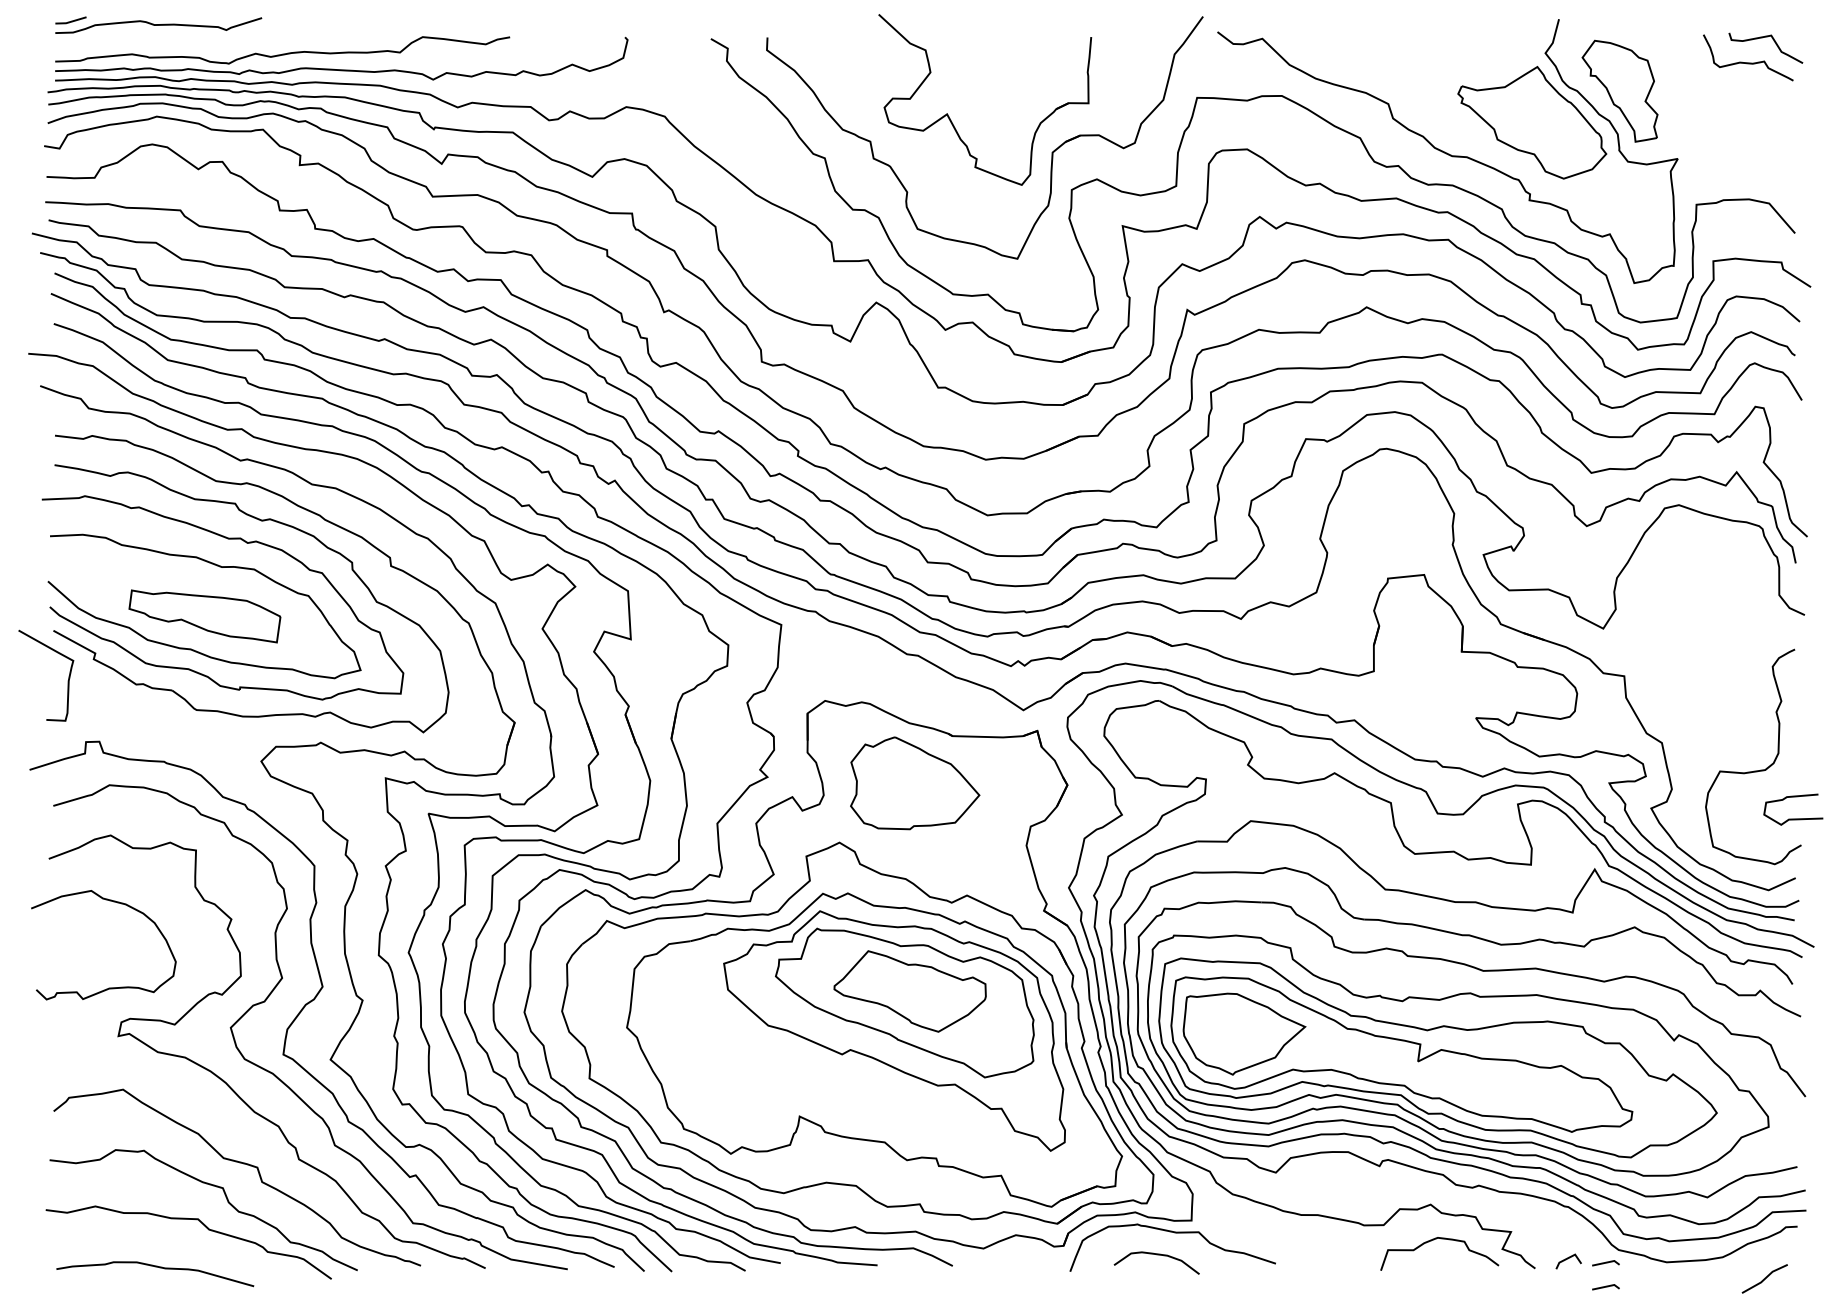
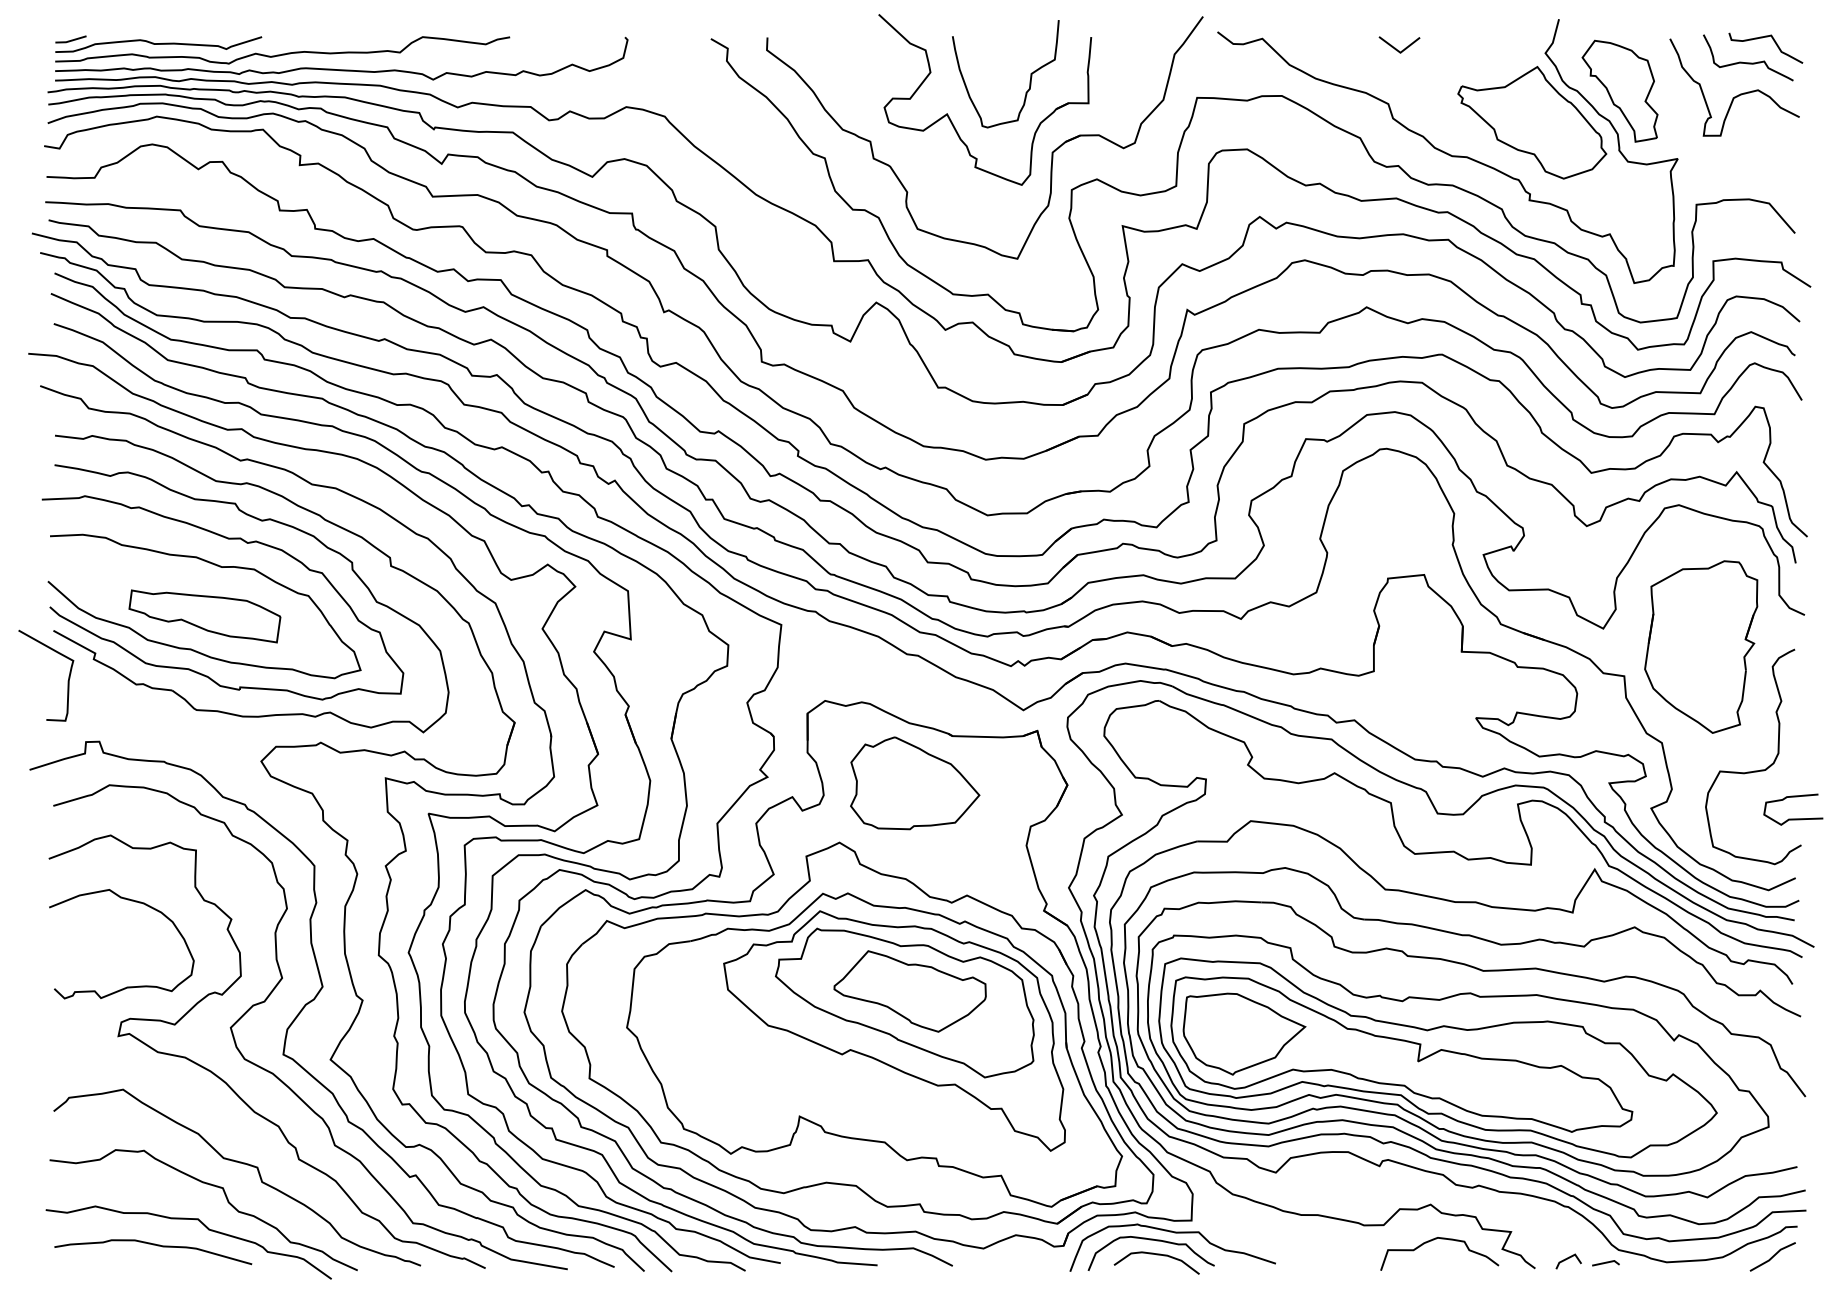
part position: (158, 24) -> (158, 43) (158, 43)
line: none -> present (1395, 47)
curve: none -> present (1029, 80)
curve: none -> present (1738, 94)
part: none -> present (1701, 646)
curve position: (108, 987) -> (126, 986) (126, 986)
curve: none -> present (1150, 1240)
curve position: (155, 1267) -> (153, 1245) (153, 1245)
line position: (1764, 1278) -> (1772, 1256) (1772, 1256)
line: present -> none (1605, 1287)
